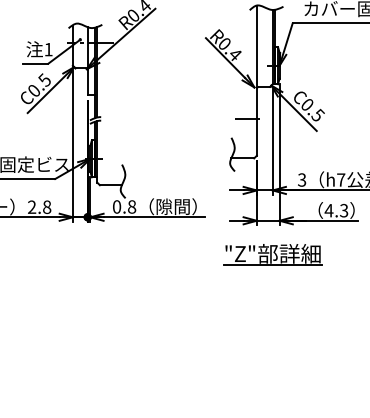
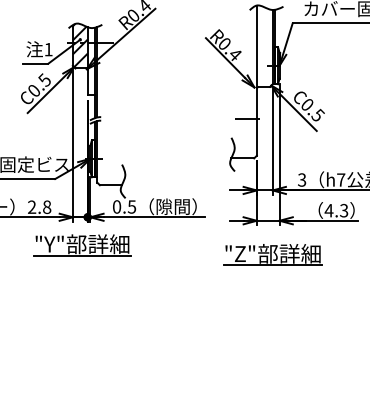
hatch: none -> present (79, 45)
text: 0.8 -> 0.5 (131, 206)
part: none -> present (82, 245)
